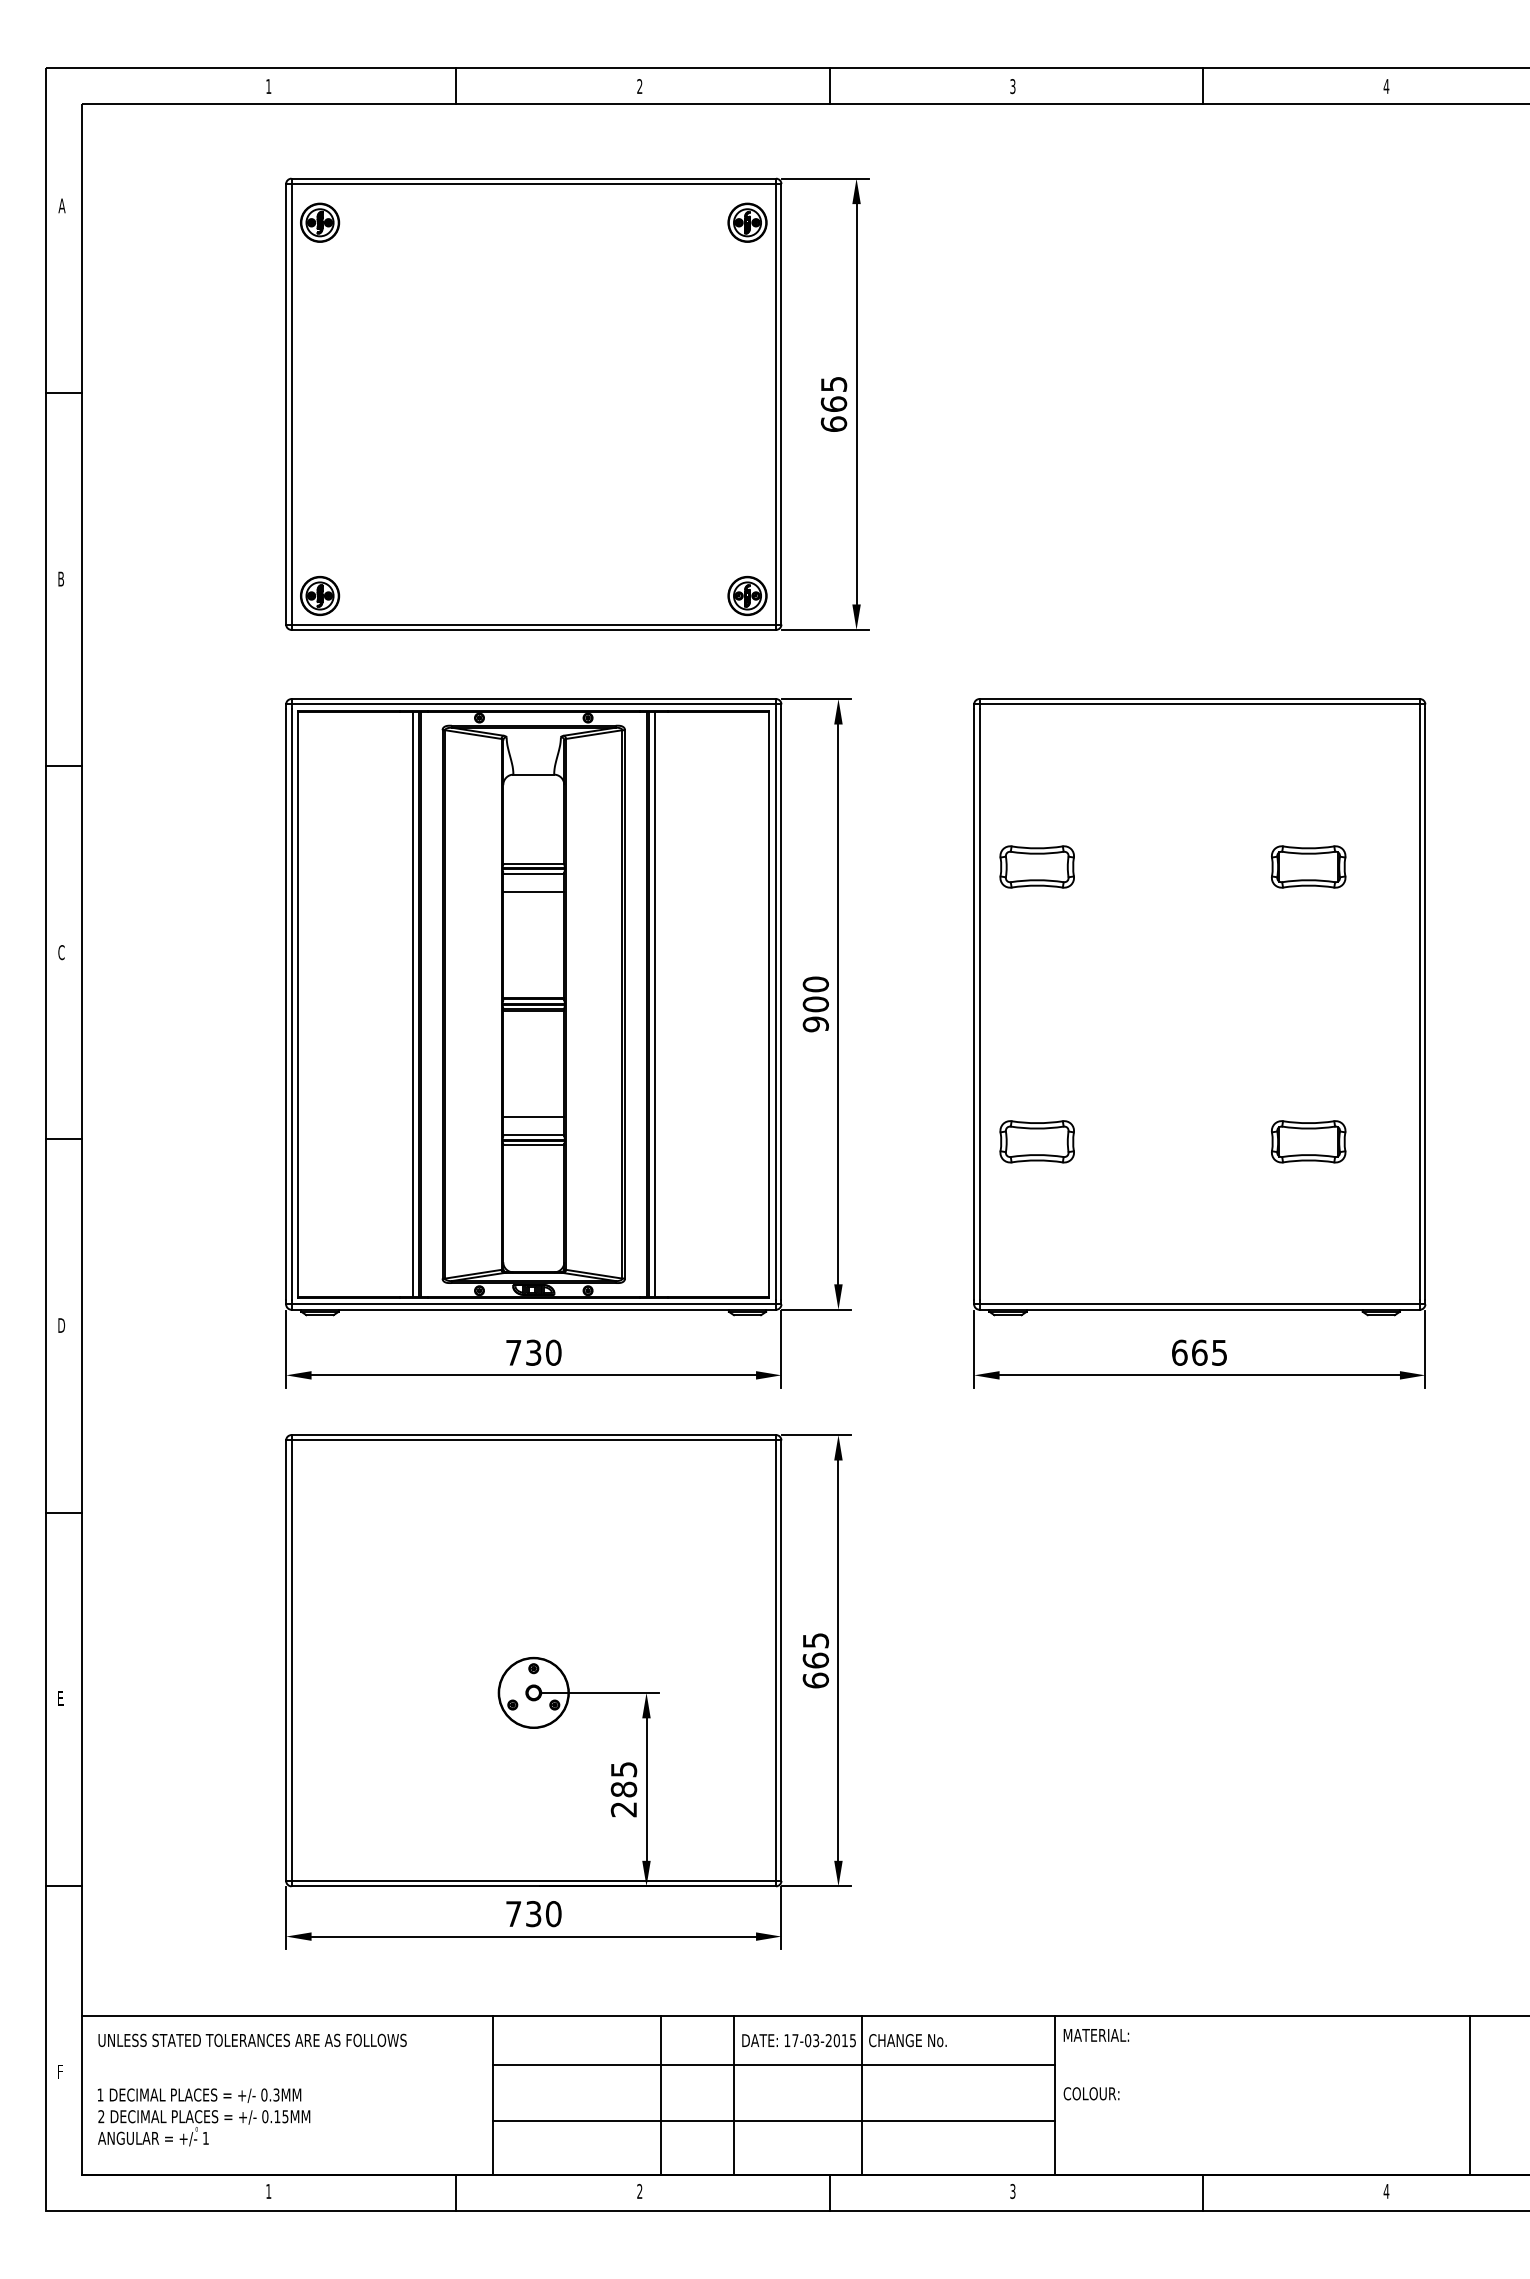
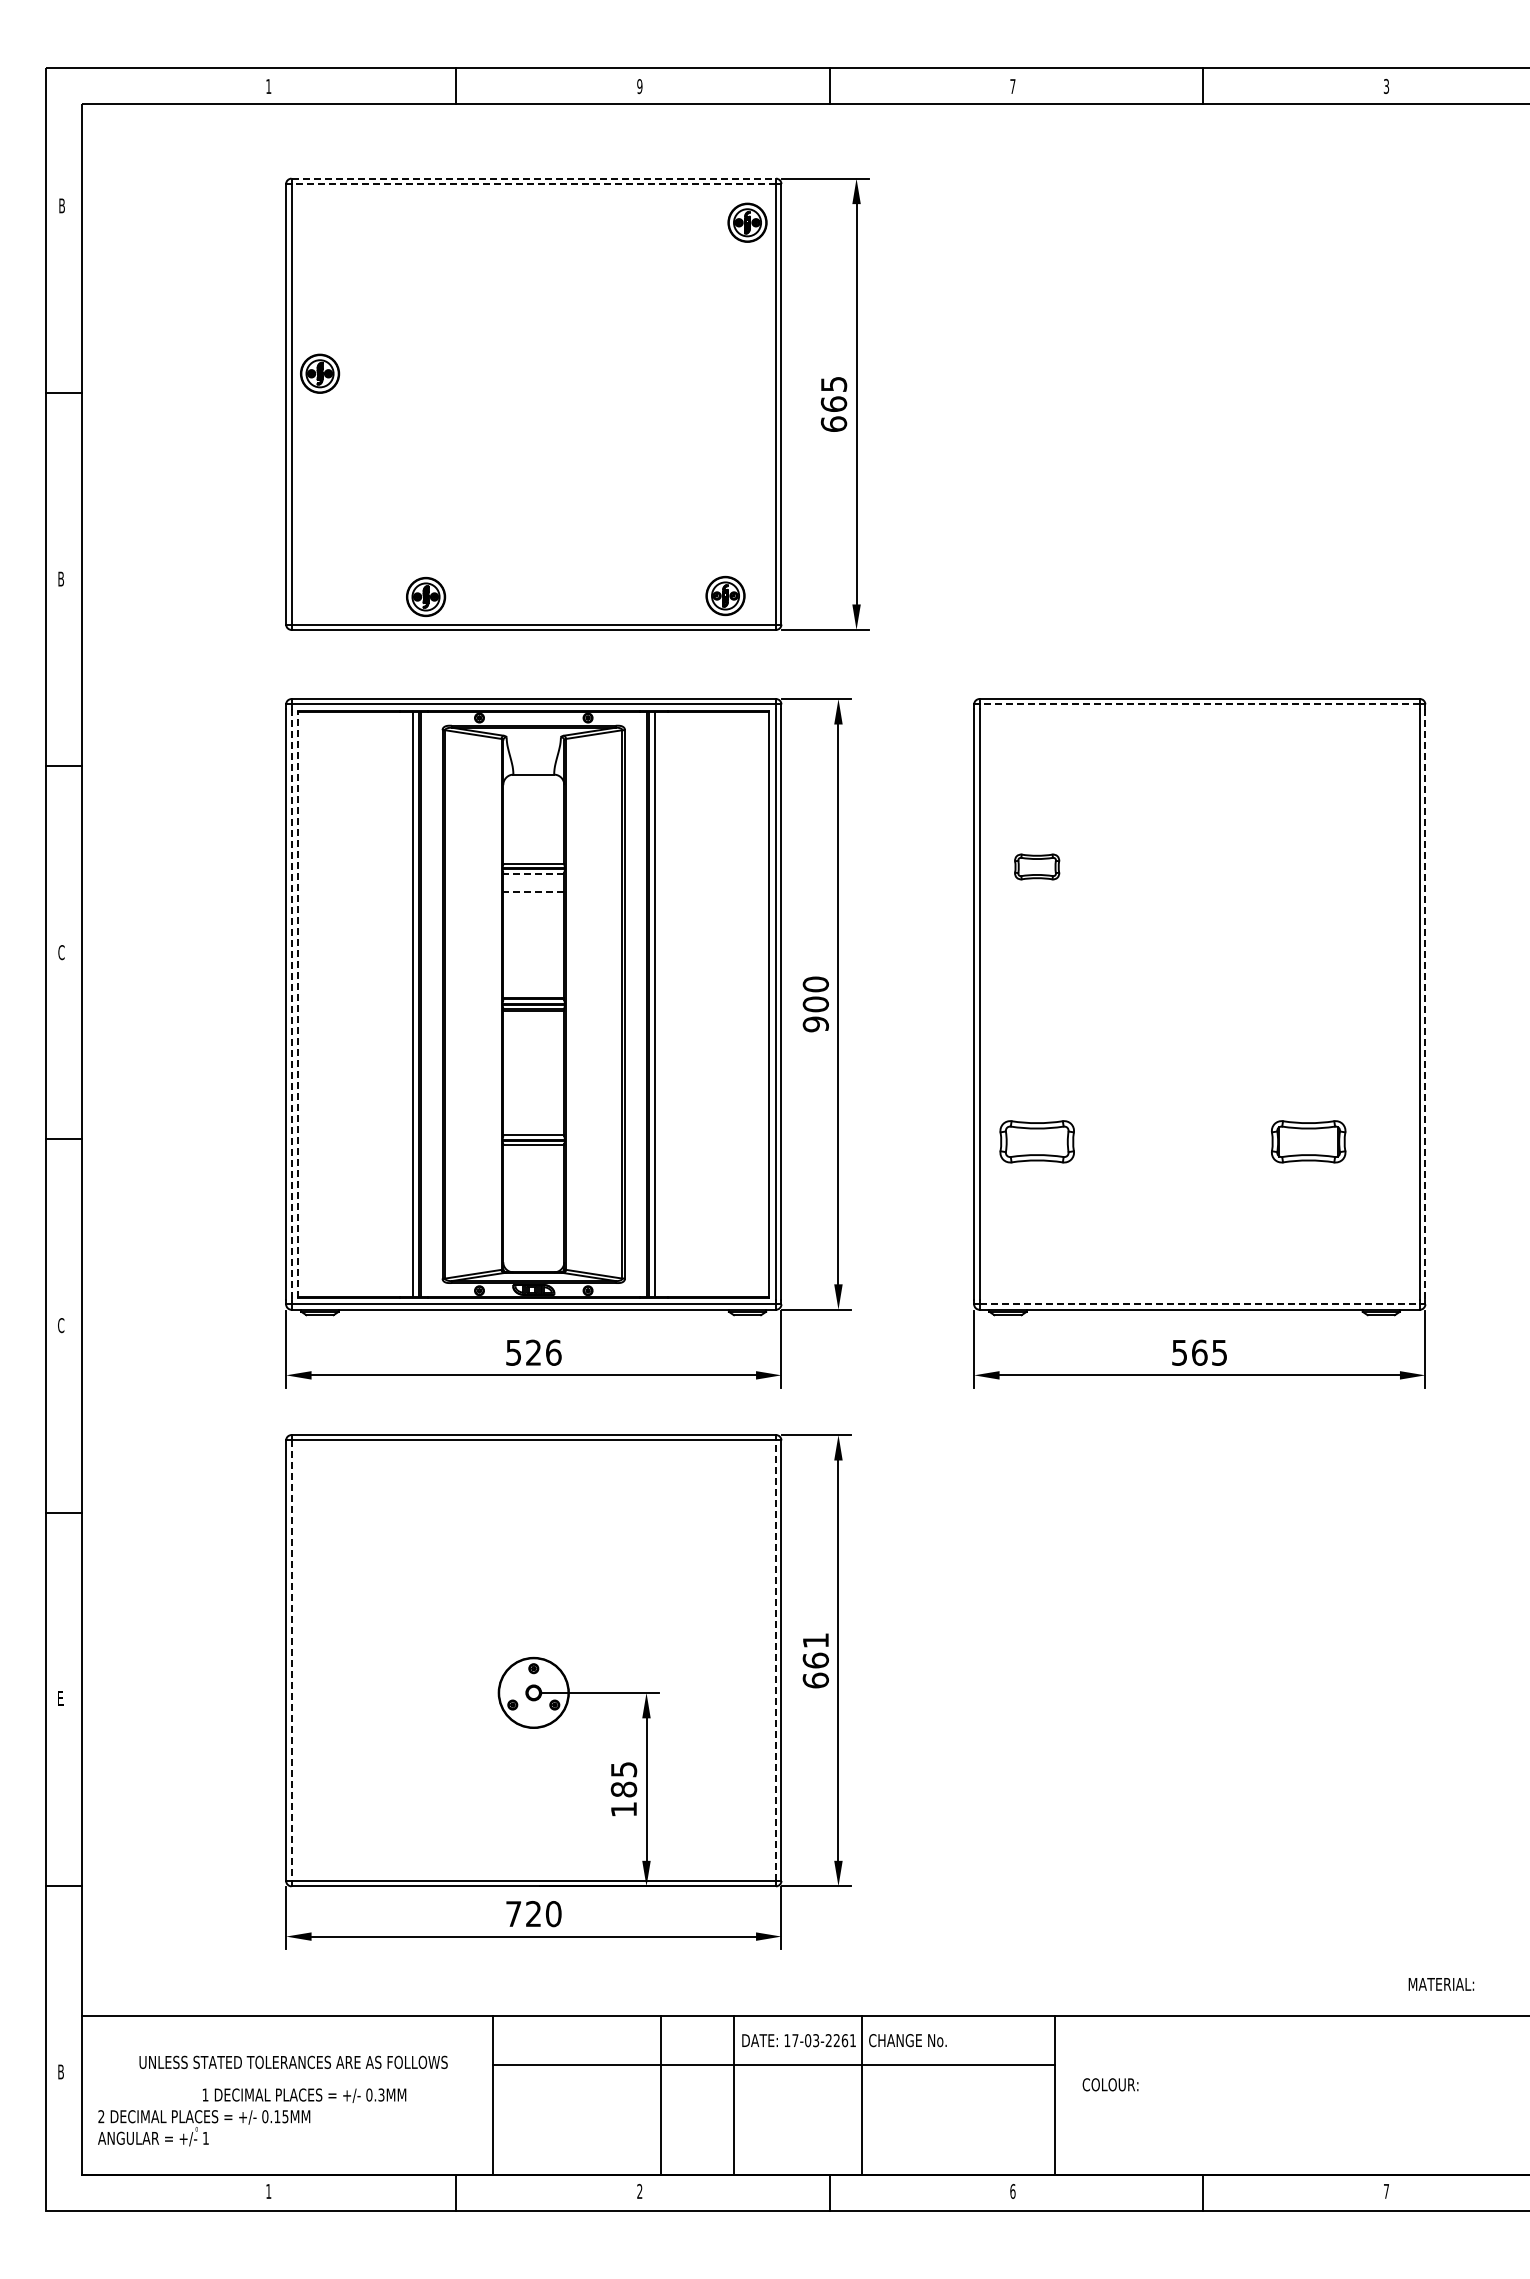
text: 4 -> 3 (1386, 85)
text: 2 -> 9 (639, 86)
text: 3 -> 7 (1012, 86)
line: solid -> dashed (534, 178)
line: solid -> dashed (533, 184)
text: A -> B (61, 205)
part position: (320, 222) -> (320, 373) (320, 373)
part position: (320, 595) -> (426, 596) (426, 596)
part position: (747, 595) -> (725, 595) (725, 595)
line: solid -> dashed (1199, 704)
part size: 76x44 px -> 47x28 px (1037, 866)
part: present -> none (1308, 866)
line: solid -> dashed (533, 873)
line: solid -> dashed (533, 891)
line: solid -> dashed (298, 1003)
line: solid -> dashed (291, 1004)
line: solid -> dashed (1425, 1004)
line: present -> none (533, 1117)
line: solid -> dashed (1200, 1304)
text: D -> C (61, 1325)
text: 730 -> 526 (533, 1352)
text: 665 -> 565 (1179, 1352)
text: 665 -> 661 (816, 1640)
line: solid -> dashed (776, 1660)
line: solid -> dashed (291, 1661)
text: 285 -> 185 (623, 1809)
text: 730 -> 720 (533, 1914)
text position: (1096, 2035) -> (1441, 1984) (1441, 1984)
text position: (252, 2039) -> (293, 2061) (293, 2061)
text: 17-03-2015 -> 17-03-2261 (844, 2040)
text: F -> B (60, 2071)
text position: (1091, 2093) -> (1110, 2084) (1110, 2084)
text position: (199, 2095) -> (304, 2095) (304, 2095)
line: present -> none (1469, 2095)
line: present -> none (774, 2121)
text: 3 -> 6 (1012, 2190)
text: 4 -> 7 (1386, 2191)
